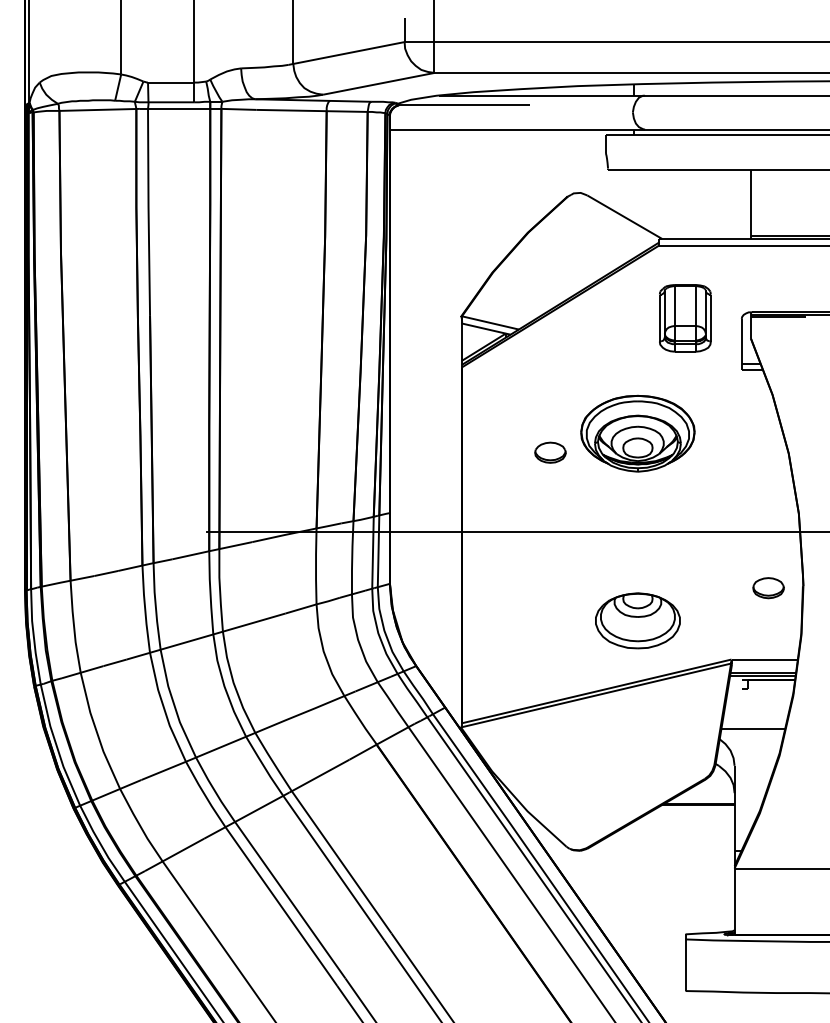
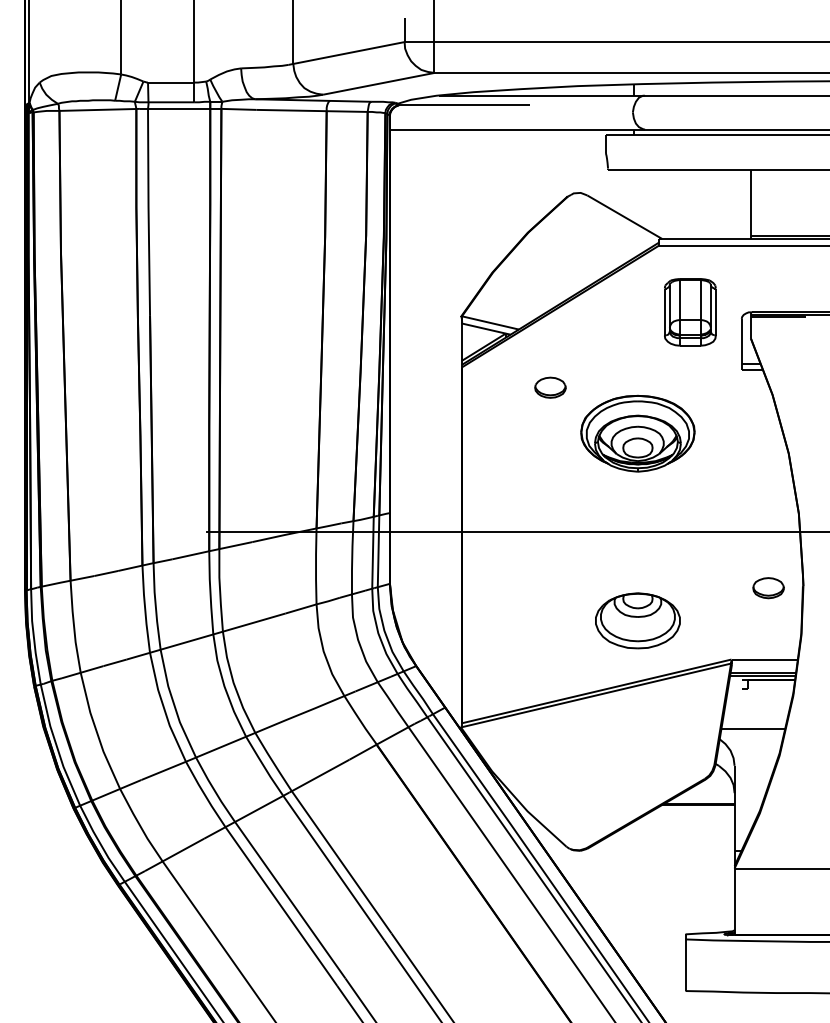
part position: (685, 318) -> (690, 312) (690, 312)
part position: (550, 452) -> (550, 387) (550, 387)
